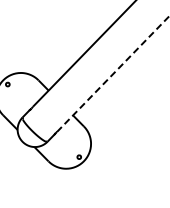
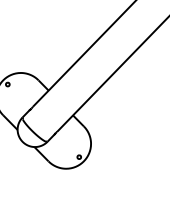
line: dashed -> solid (113, 74)
